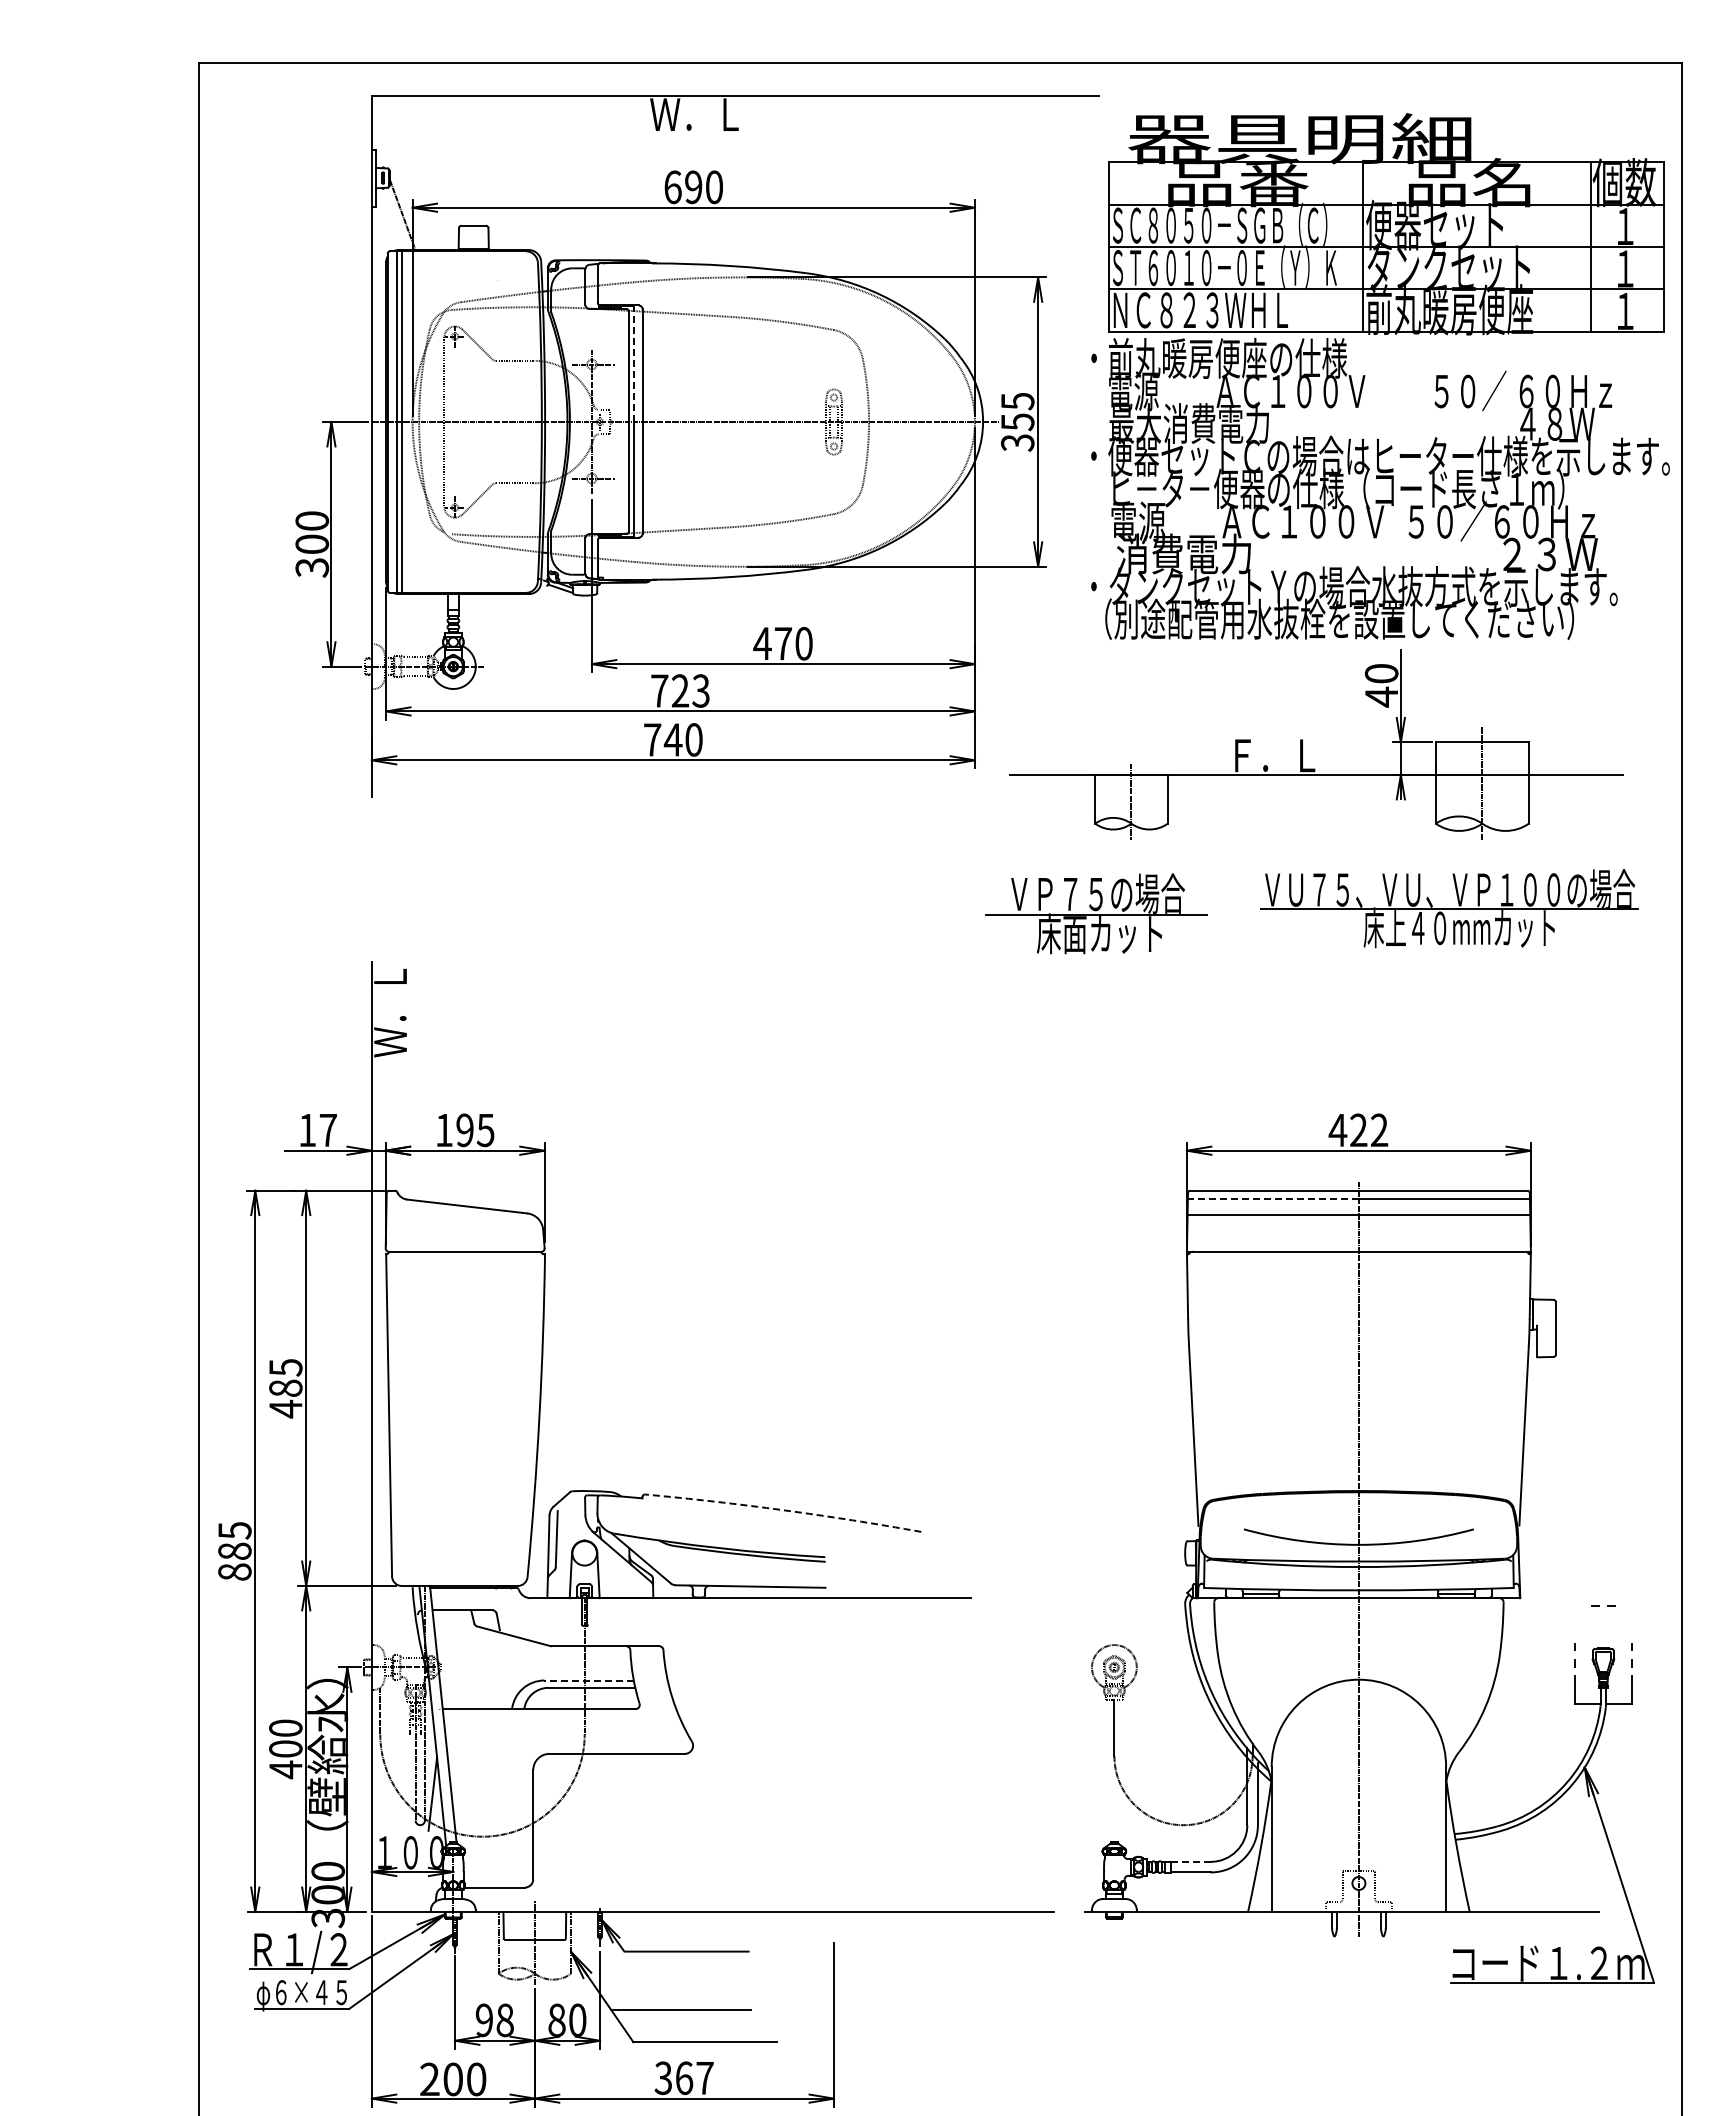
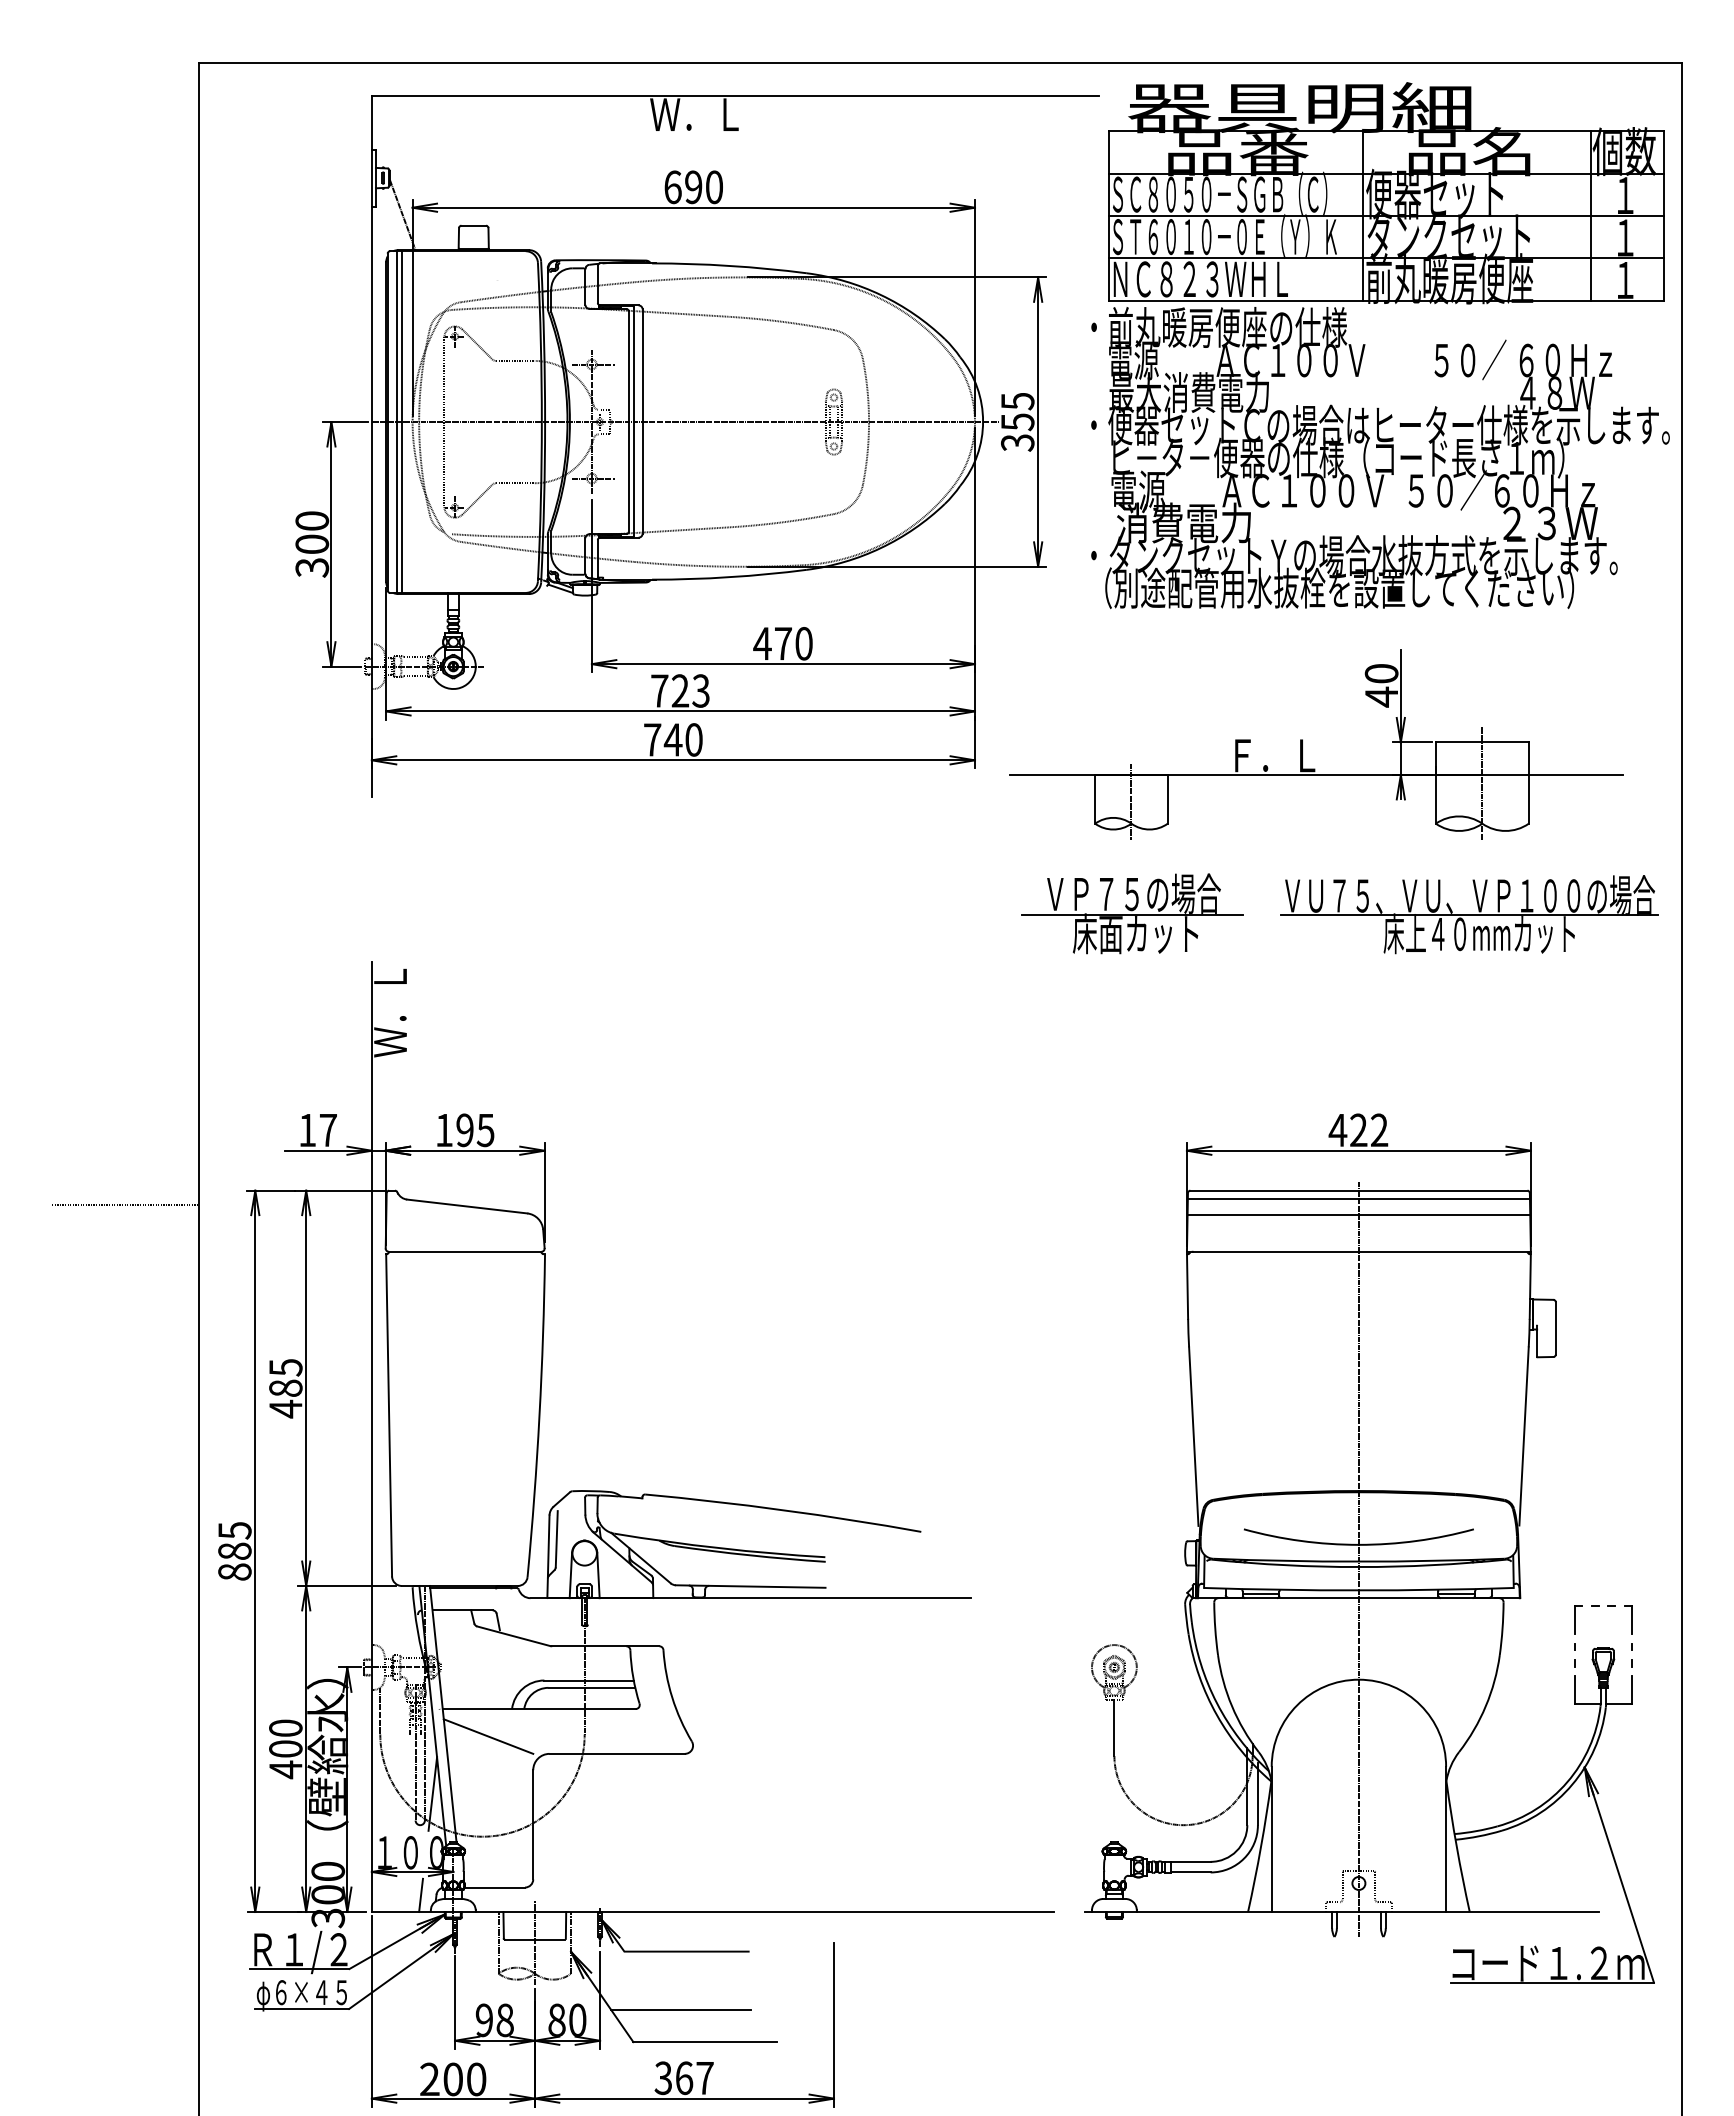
line: dashed -> solid (633, 364)
part position: (1365, 376) -> (1365, 345) (1365, 345)
part position: (1449, 908) -> (1469, 914) (1469, 914)
part position: (1096, 913) -> (1132, 913) (1132, 913)
line: dashed -> solid (1273, 1198)
line: none -> present (124, 1204)
arc: dashed -> solid (783, 1510)
part: none -> present (1578, 1619)
part: none -> present (1628, 1619)
line: dashed -> solid (589, 1680)
line: none -> present (488, 1736)
line: dashed -> solid (1190, 1861)
line: none -> present (420, 1894)
